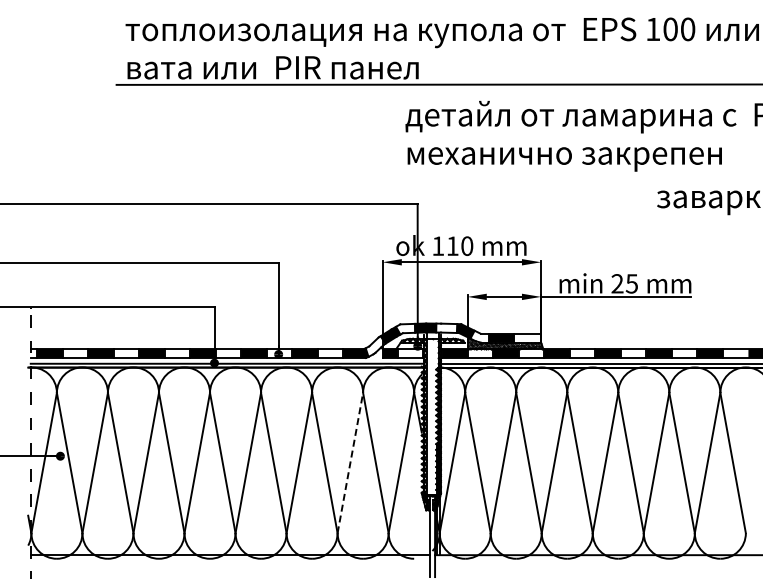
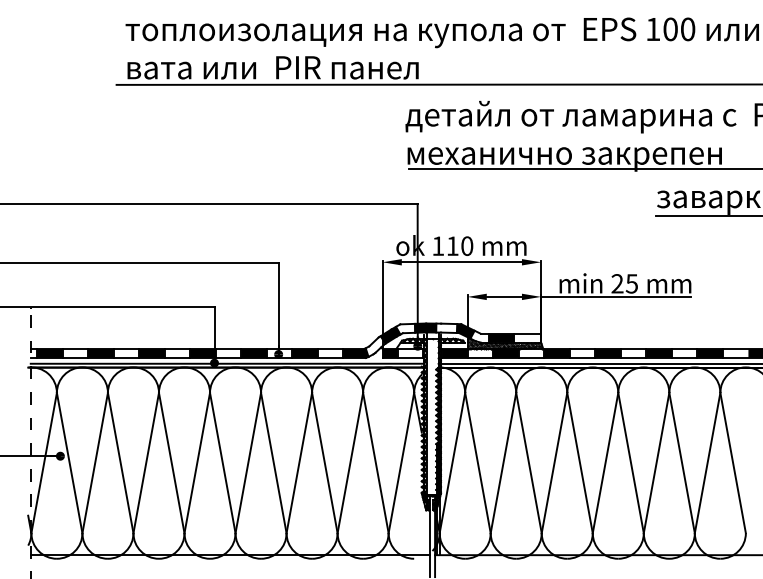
line: none -> present (584, 169)
line: none -> present (707, 215)
line: dashed -> solid (350, 462)
